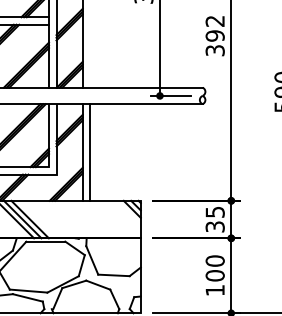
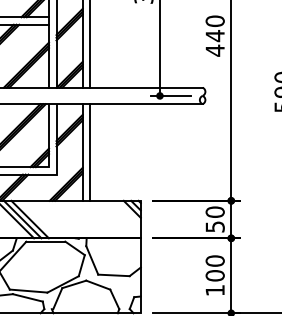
text: 392 -> 440 (214, 35)
line: none -> present (90, 44)
text: 35 -> 50 (214, 218)
